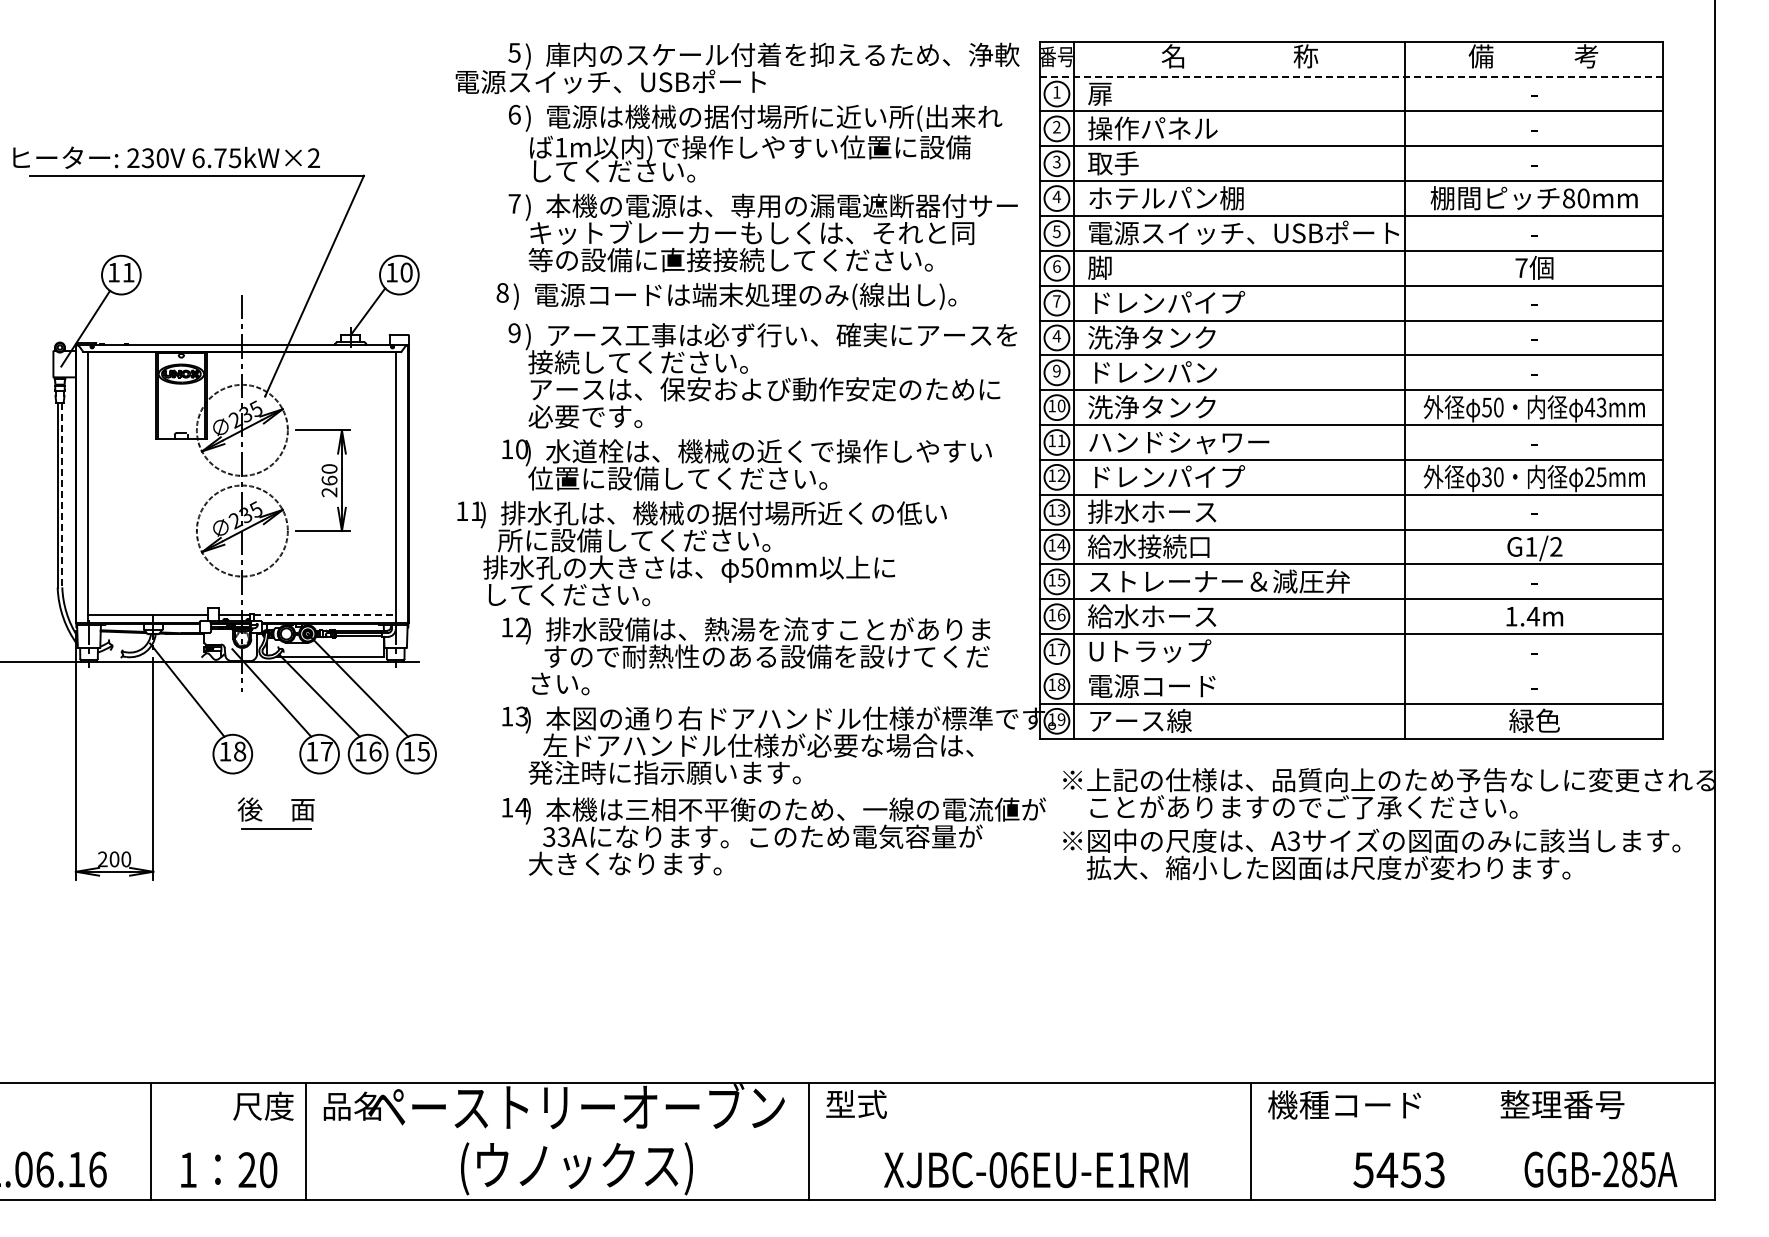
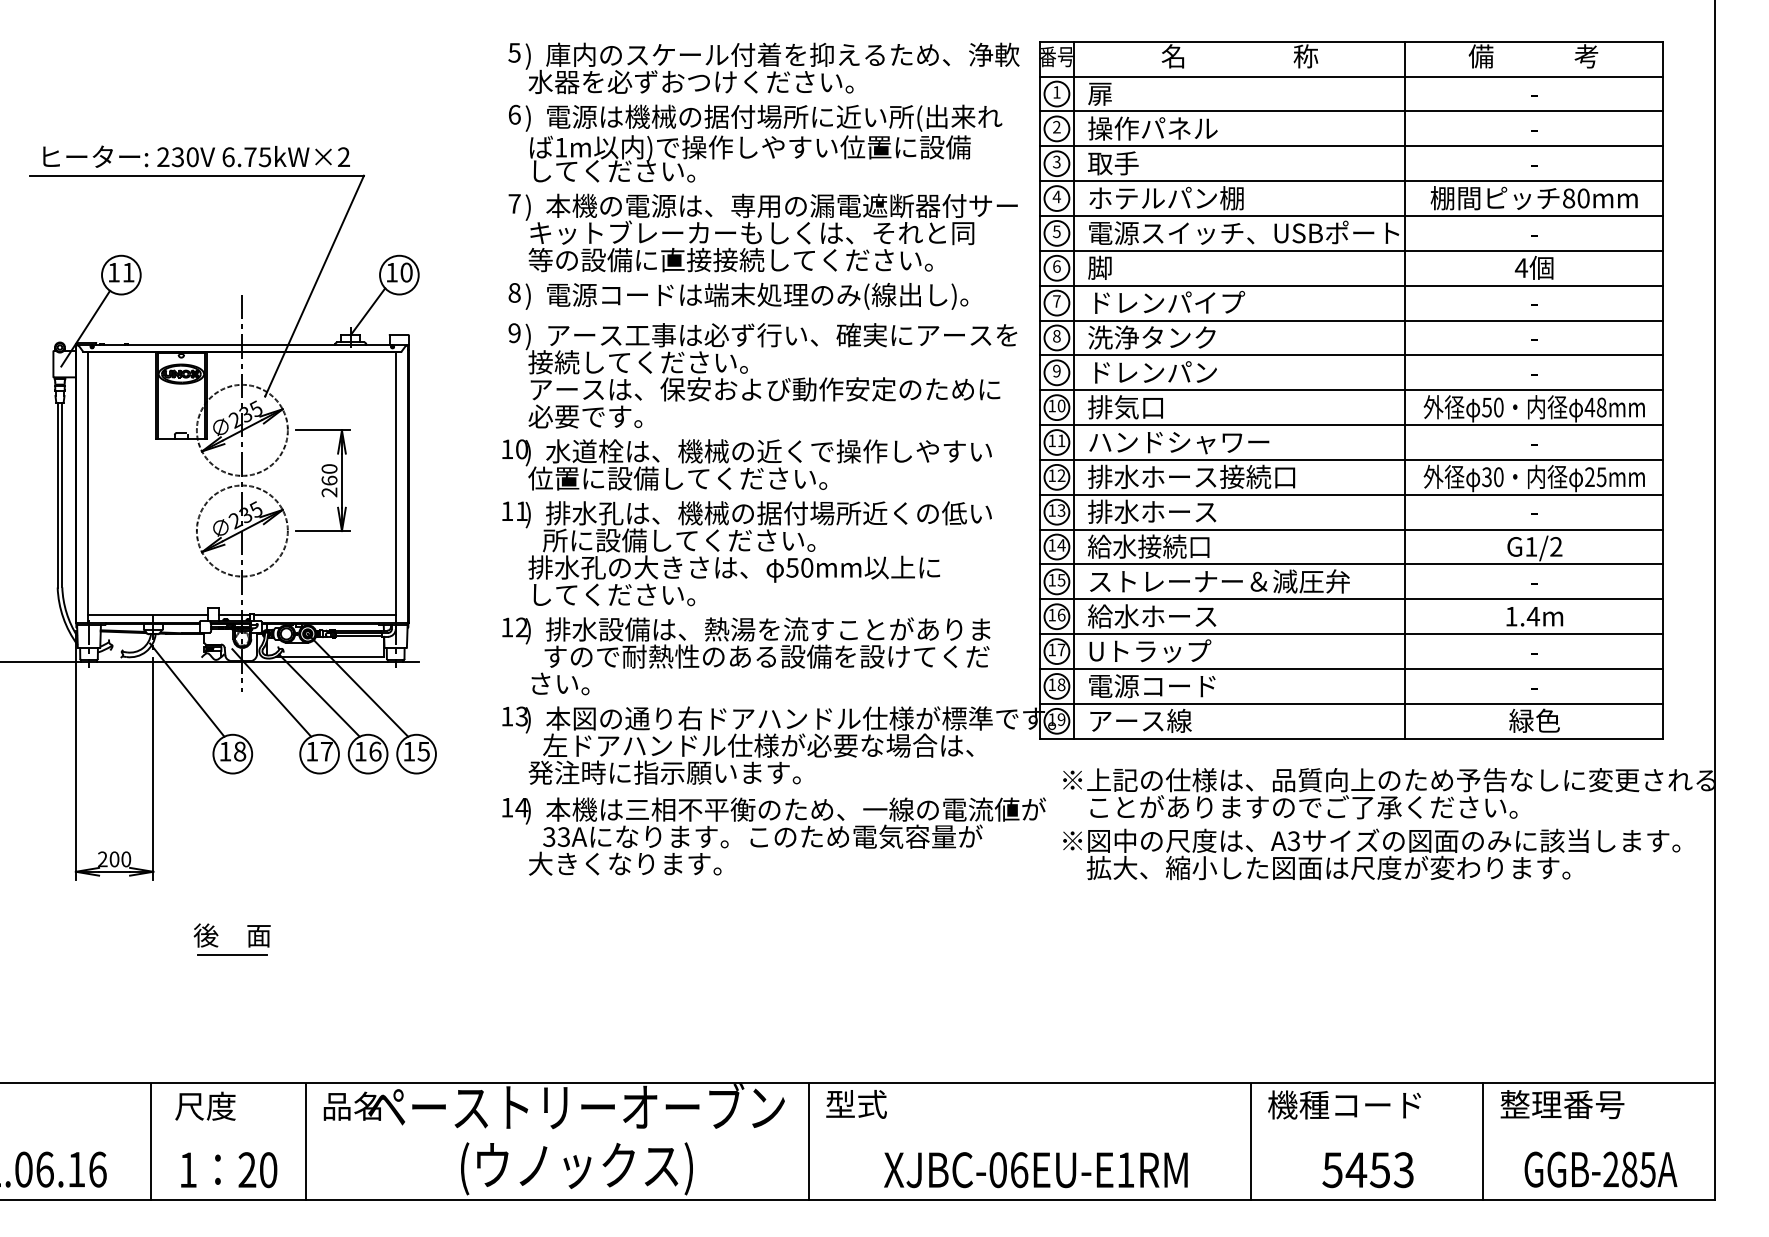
line: dashed -> solid (1351, 76)
text: 電源スイッチ、USBポート -> 水器を必ずおつけください。 (654, 81)
text position: (166, 157) -> (196, 156) (196, 156)
text: 7 -> 4 (1521, 267)
text position: (726, 295) -> (738, 295) (738, 295)
text: 4 -> 8 (1056, 336)
text: 洗浄タンク -> 排気口 (1151, 407)
text: 43mm -> 48mm (1601, 407)
text: ドレンパイプ -> 排水ホース接続口 (1191, 476)
line: dashed -> solid (62, 495)
text position: (701, 553) -> (746, 553) (746, 553)
line: dashed -> solid (325, 614)
line: none -> present (1350, 669)
part position: (262, 809) -> (218, 935) (218, 935)
text position: (263, 1105) -> (205, 1105) (205, 1105)
line: none -> present (1483, 1141)
text position: (1398, 1170) -> (1367, 1170) (1367, 1170)
